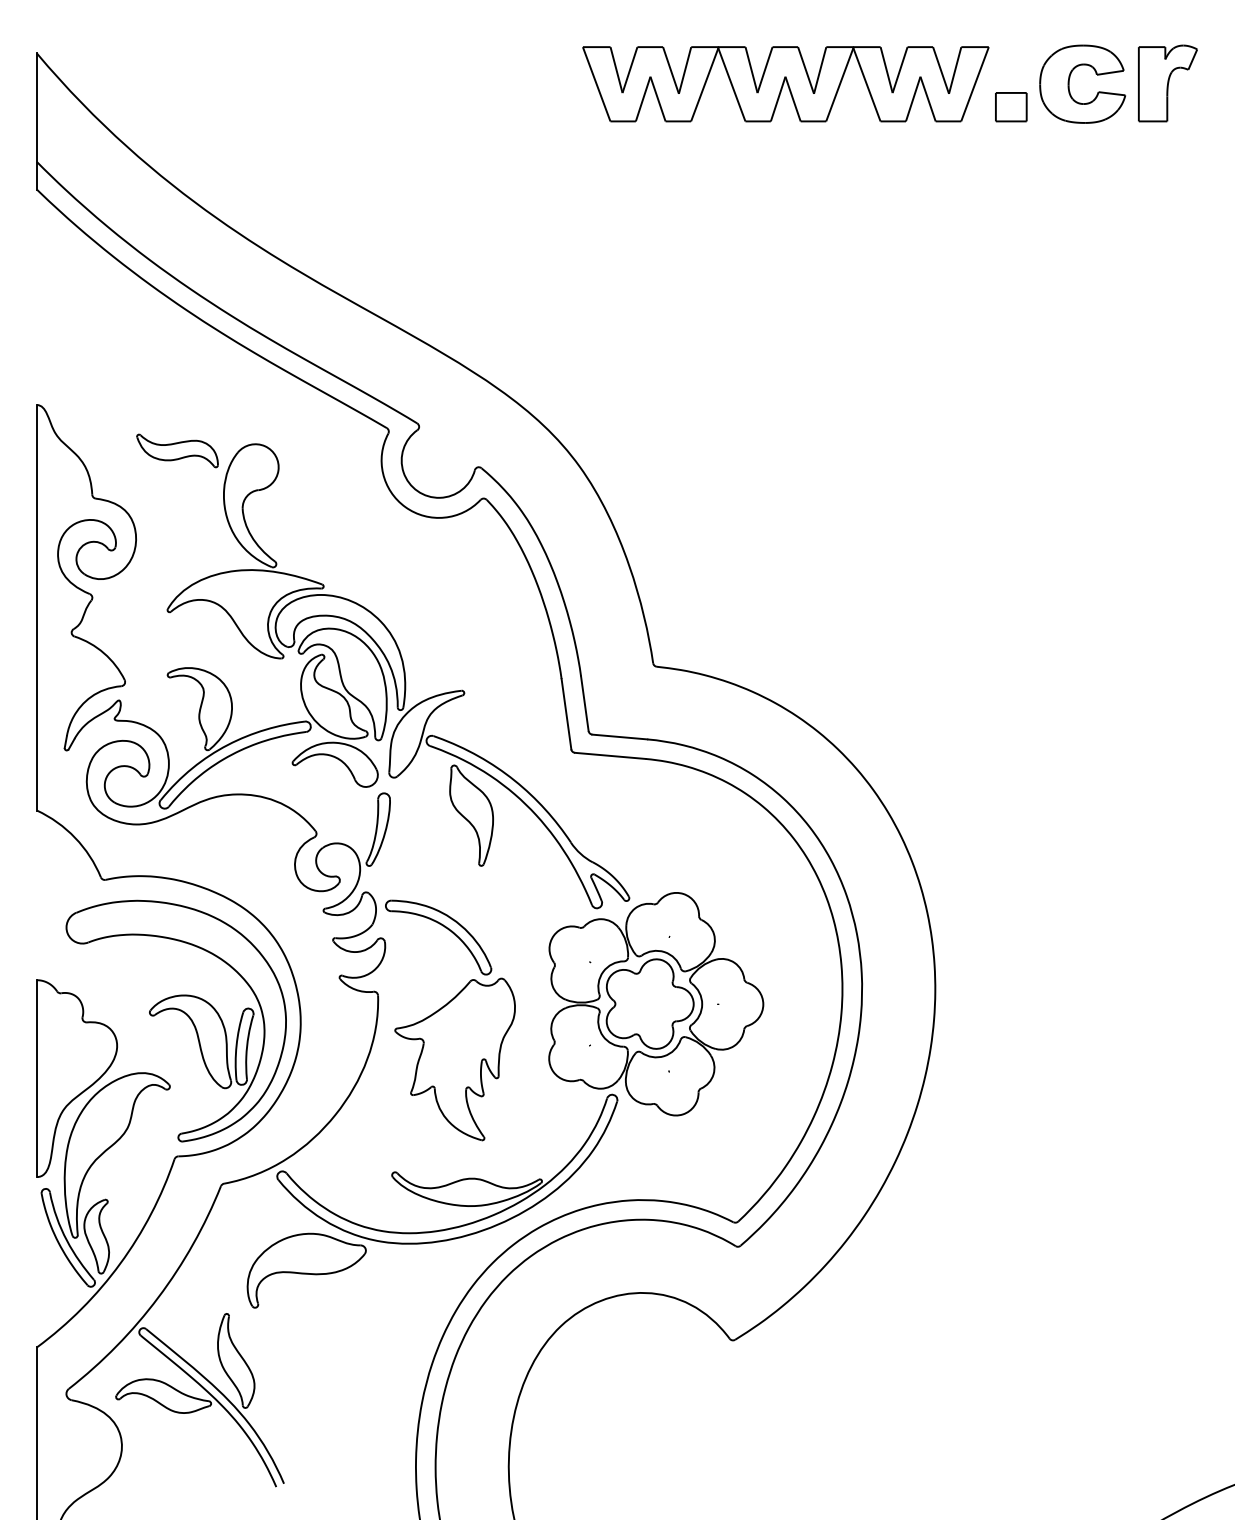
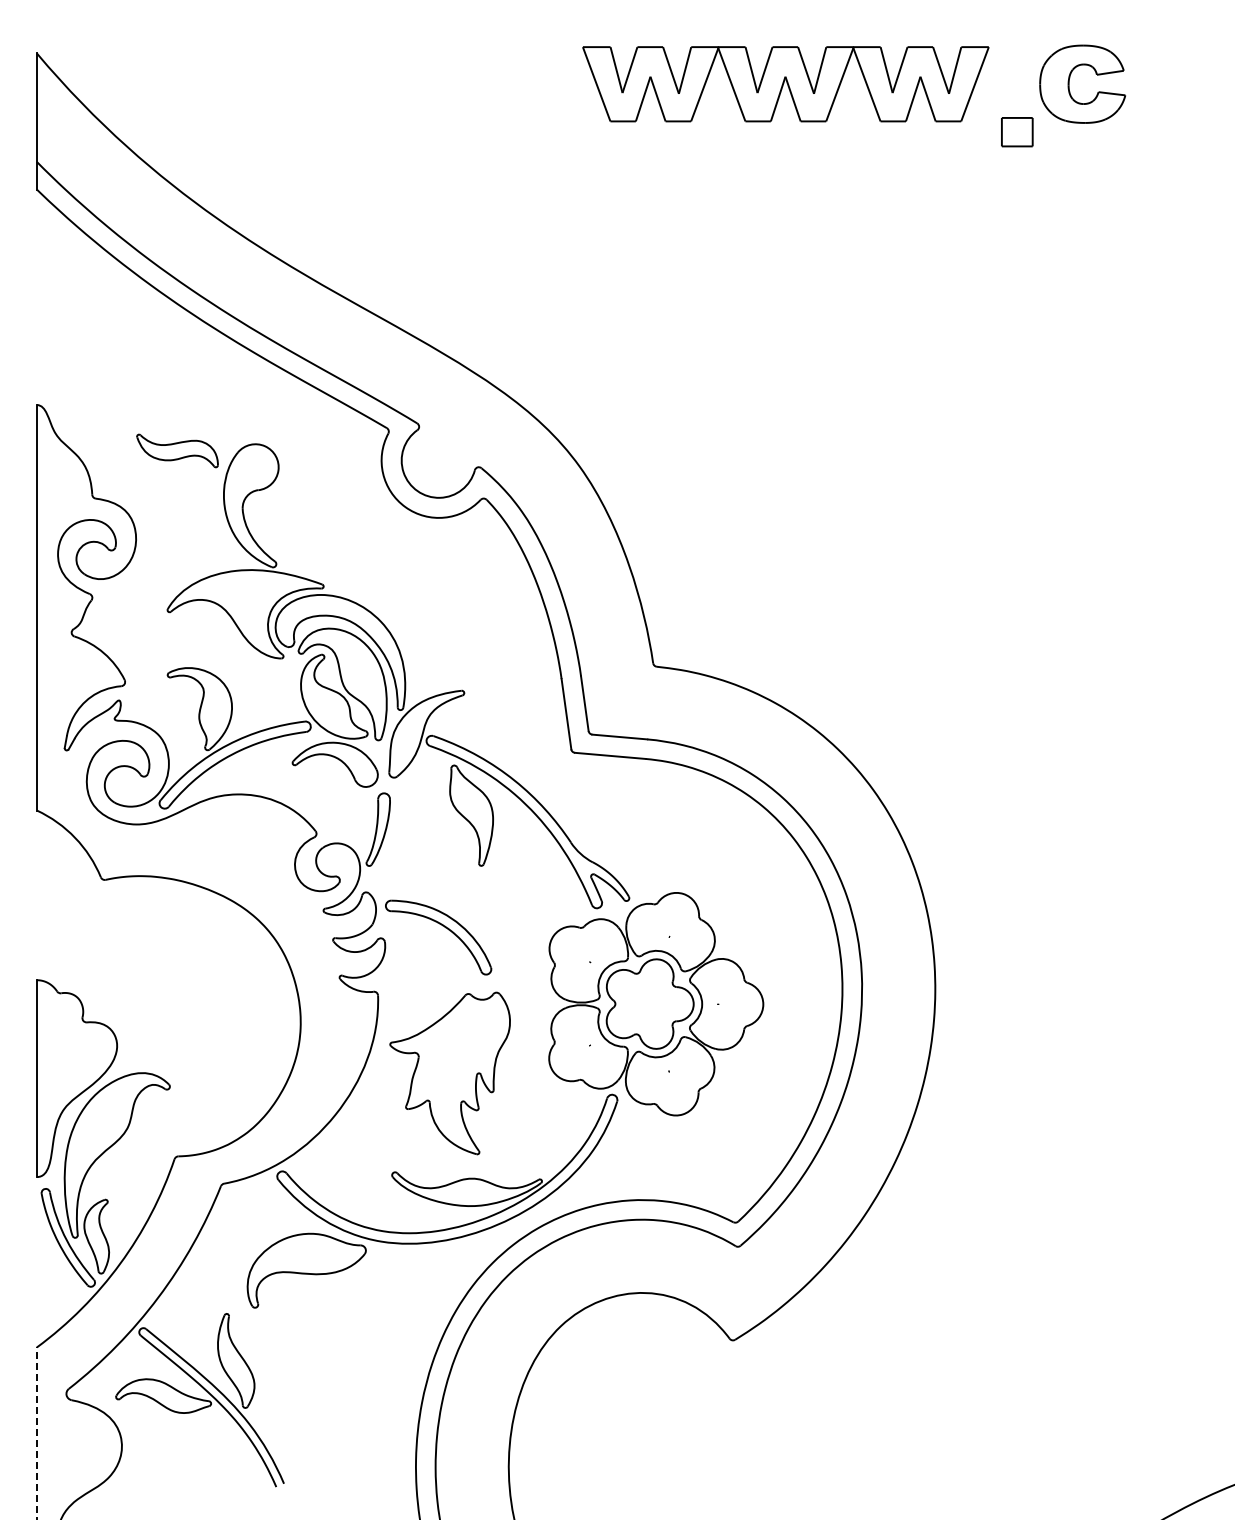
part: present -> none (1167, 83)
part position: (1011, 107) -> (1017, 132) (1017, 132)
part: present -> none (177, 1010)
part position: (454, 1059) -> (449, 1073) (449, 1073)
line: solid -> dashed (36, 1433)
